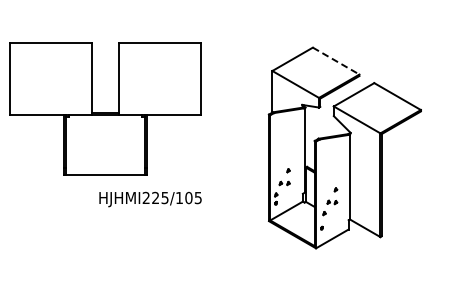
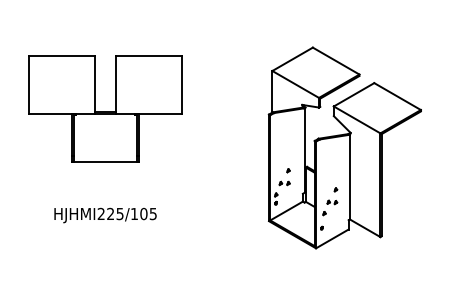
line: dashed -> solid (336, 61)
part size: 193x134 px -> 155x108 px (105, 108)
text position: (150, 199) -> (105, 215) (105, 215)
